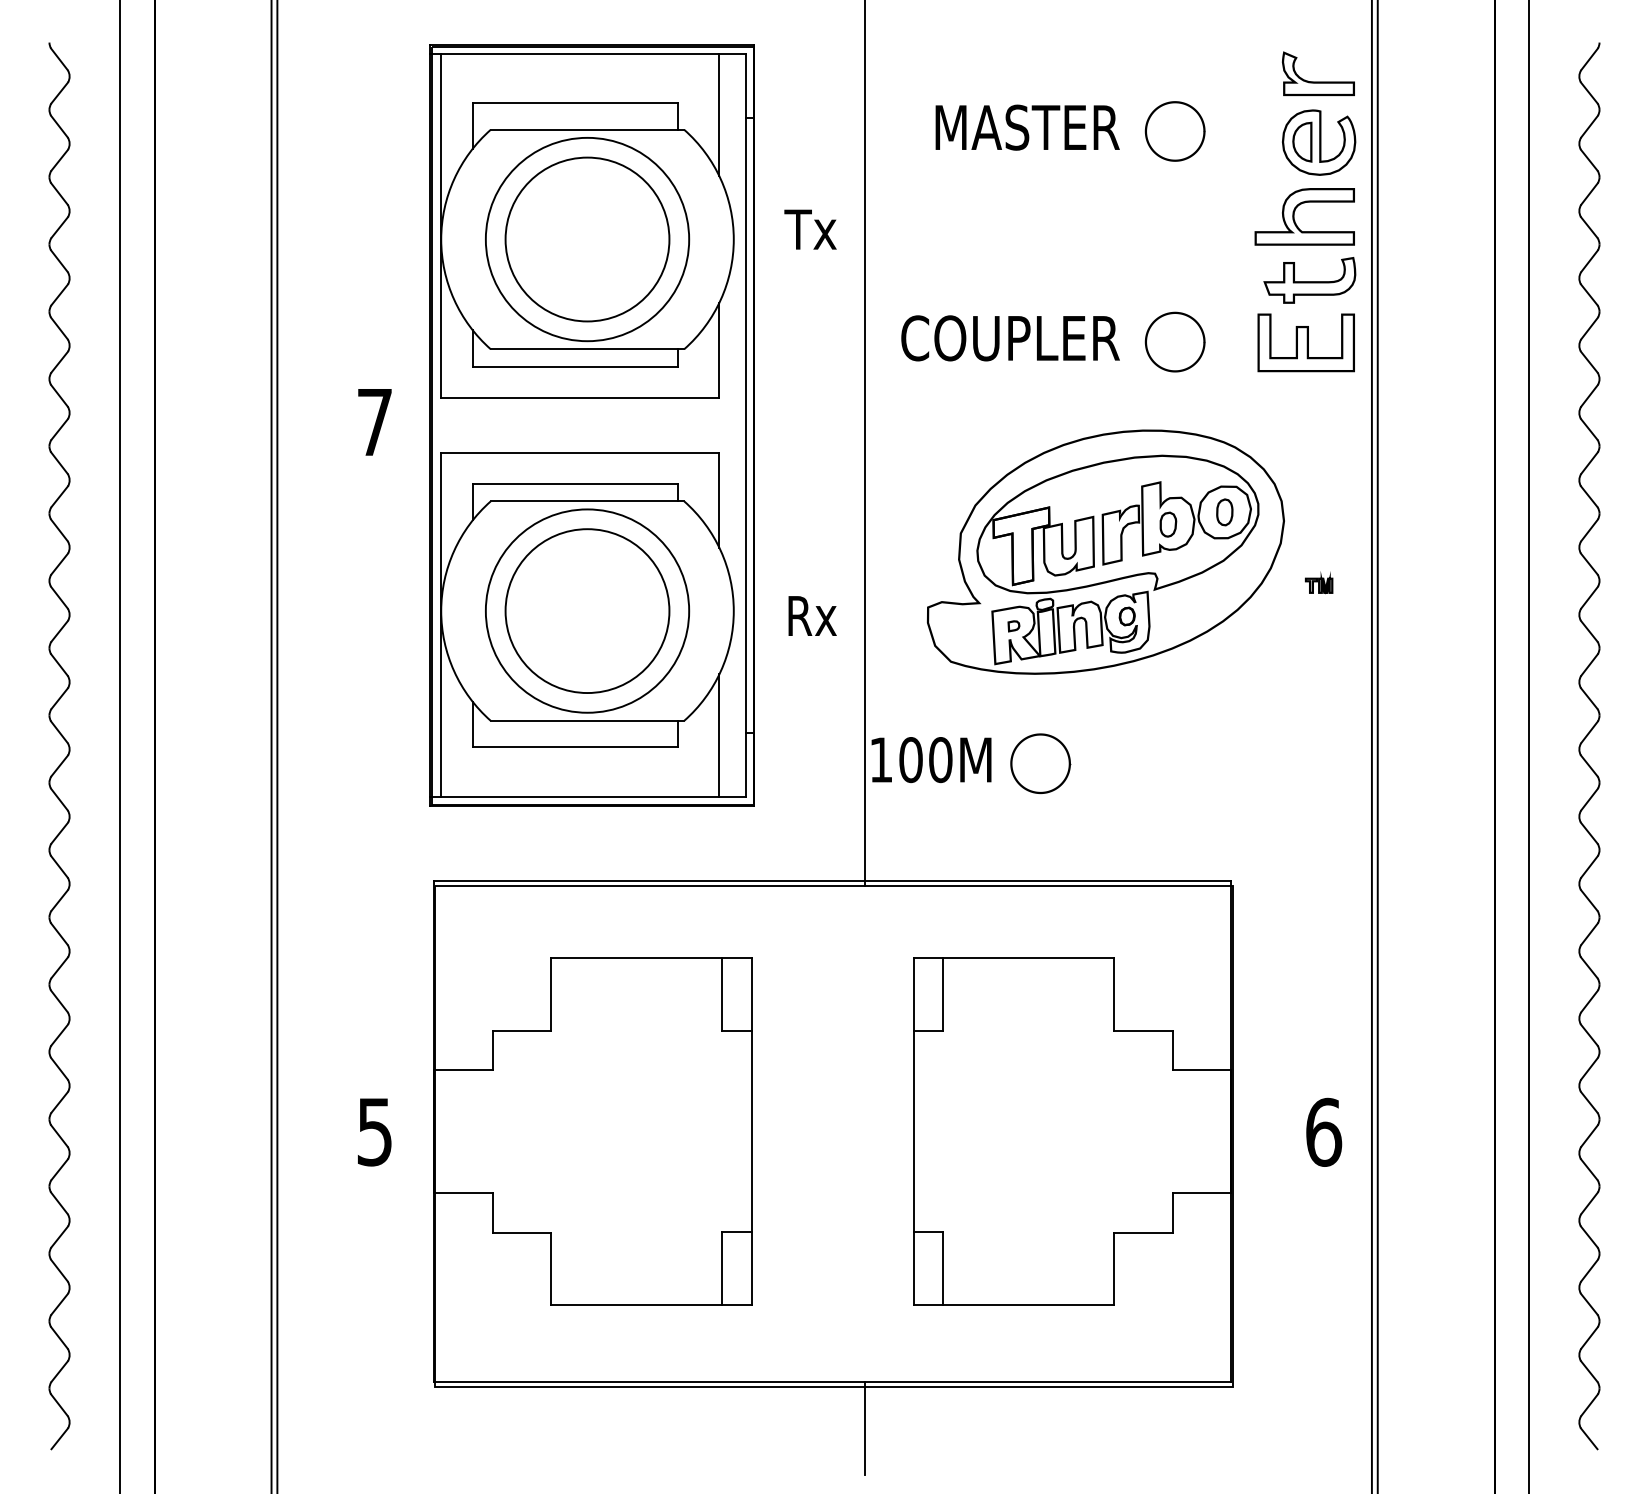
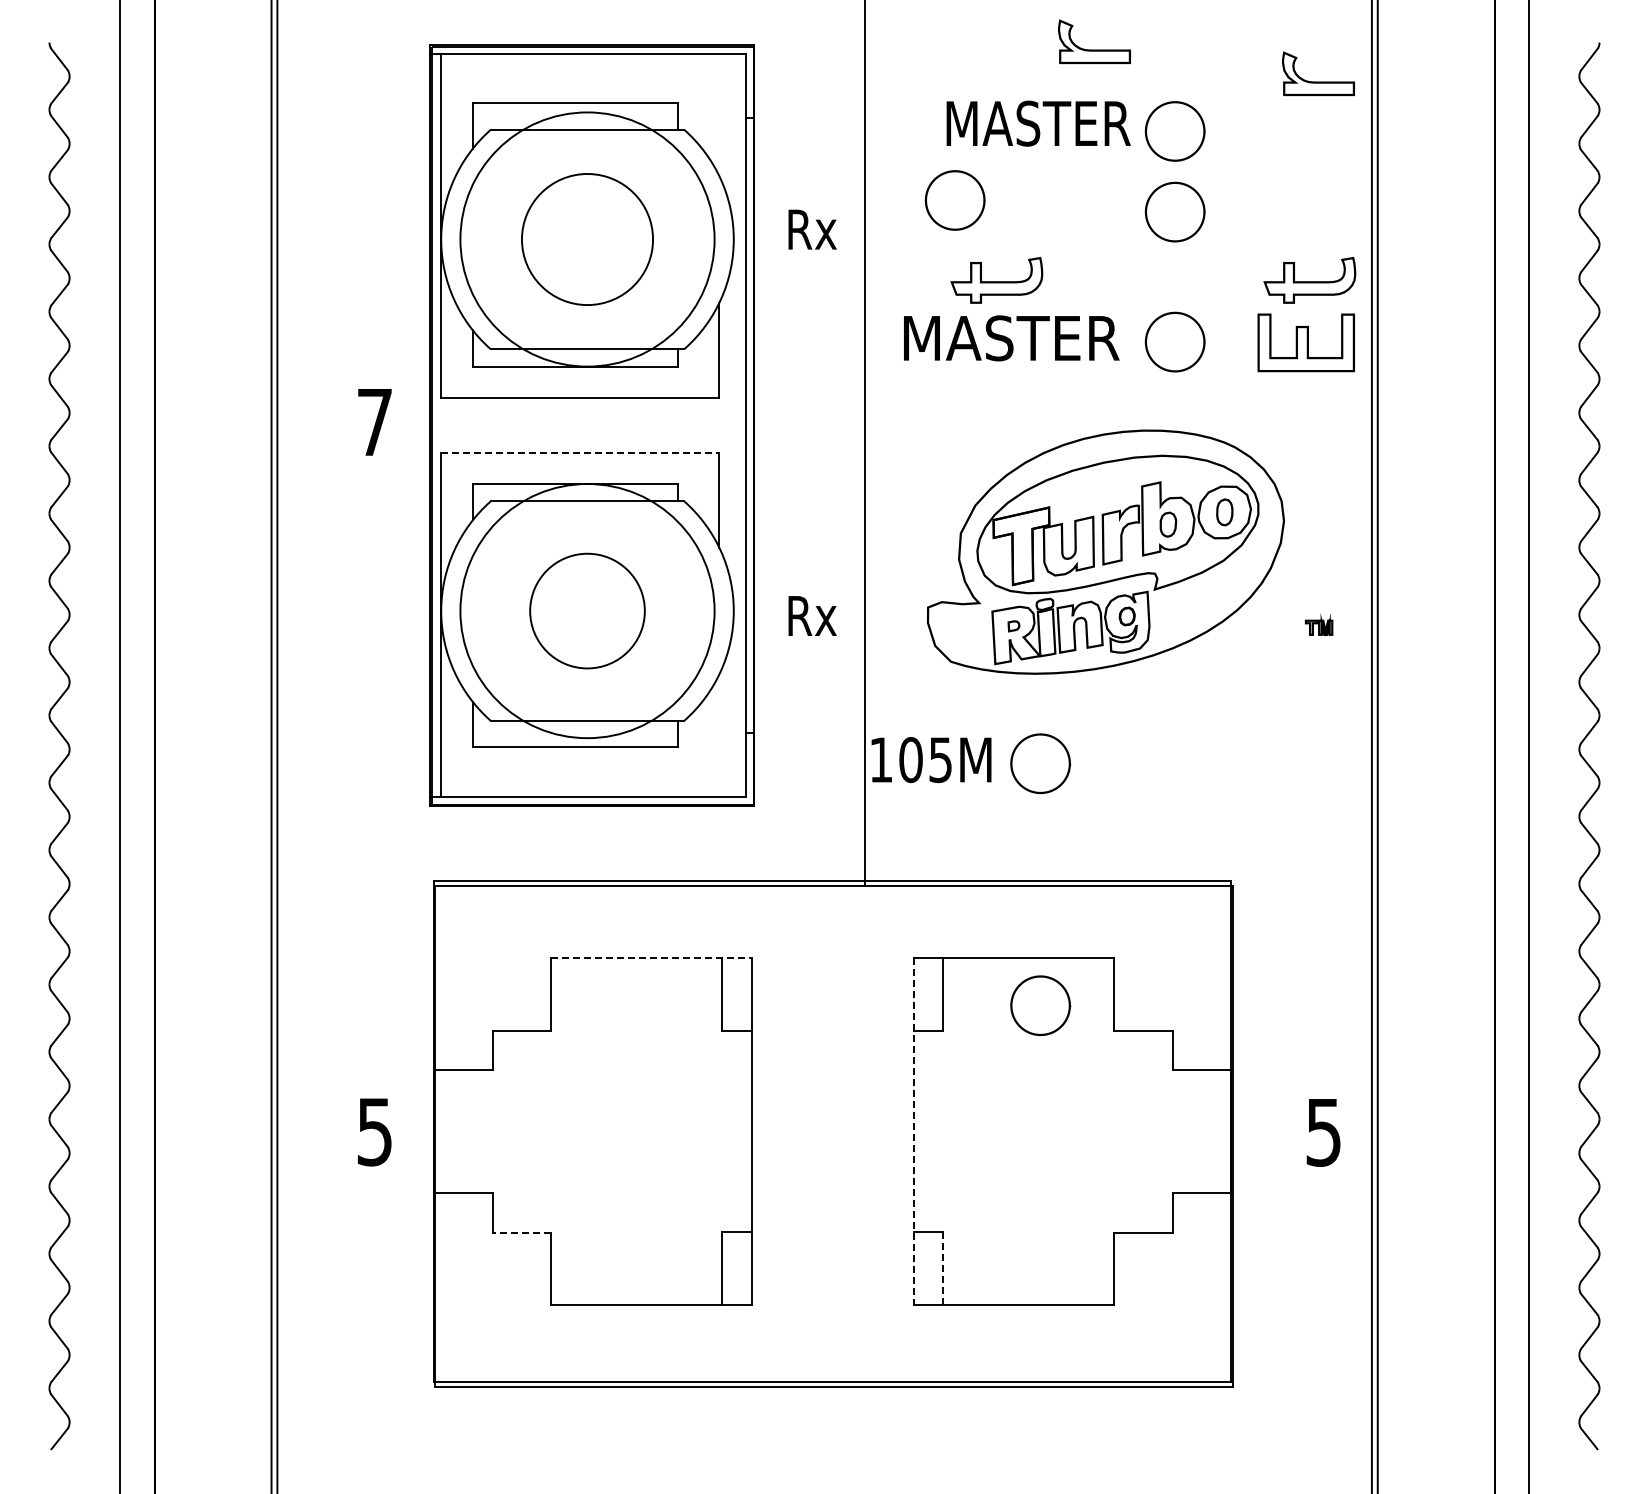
part: none -> present (1094, 49)
line: present -> none (719, 114)
text position: (1027, 127) -> (1038, 123) (1038, 123)
part: present -> none (1319, 142)
part: none -> present (954, 200)
part: none -> present (1174, 211)
part: present -> none (1295, 220)
text: Tx -> Rx (810, 229)
circle diameter: 164 px -> 131 px (587, 239)
circle diameter: 203 px -> 254 px (587, 239)
part: none -> present (996, 280)
text: COUPLER -> MASTER (1010, 338)
line: solid -> dashed (580, 453)
part position: (1319, 582) -> (1319, 624) (1319, 624)
circle diameter: 203 px -> 254 px (587, 611)
circle diameter: 164 px -> 115 px (587, 610)
line: present -> none (719, 735)
text: 100M -> 105M (940, 760)
line: solid -> dashed (651, 958)
part: none -> present (1040, 1005)
line: solid -> dashed (913, 1131)
text: 6 -> 5 (1324, 1131)
line: solid -> dashed (521, 1232)
line: solid -> dashed (943, 1268)
line: present -> none (864, 1428)
